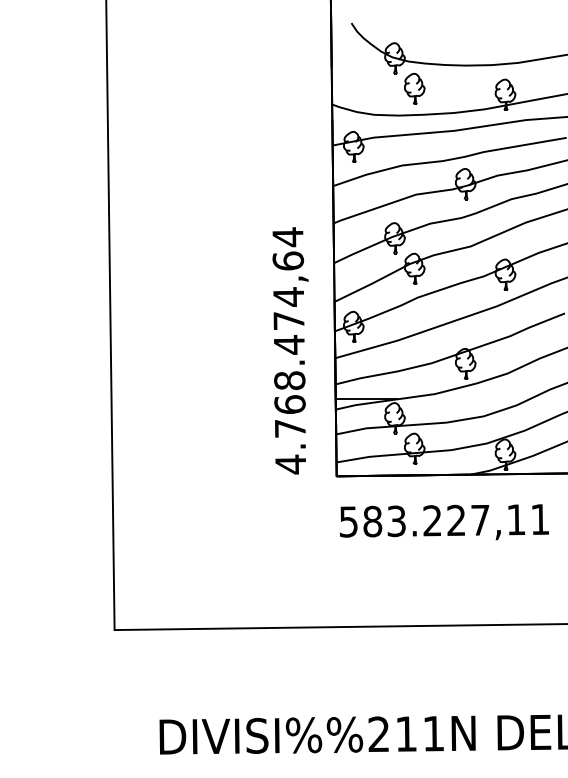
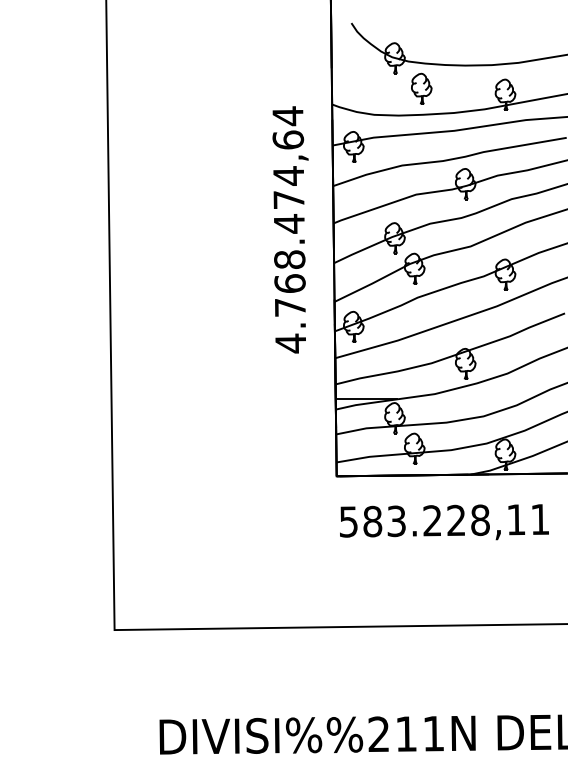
part position: (414, 88) -> (421, 88) (421, 88)
text position: (290, 350) -> (290, 229) (290, 229)
text: 583.227,11 -> 583.228,11 (480, 520)
